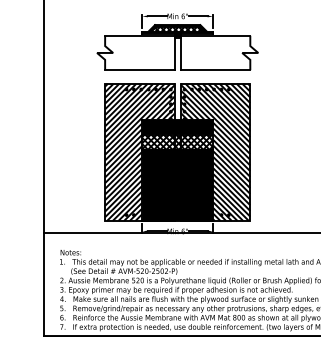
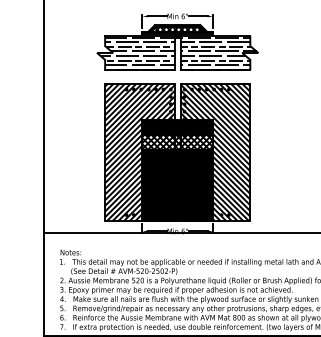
hatch: none -> present (137, 53)
hatch: none -> present (218, 53)
